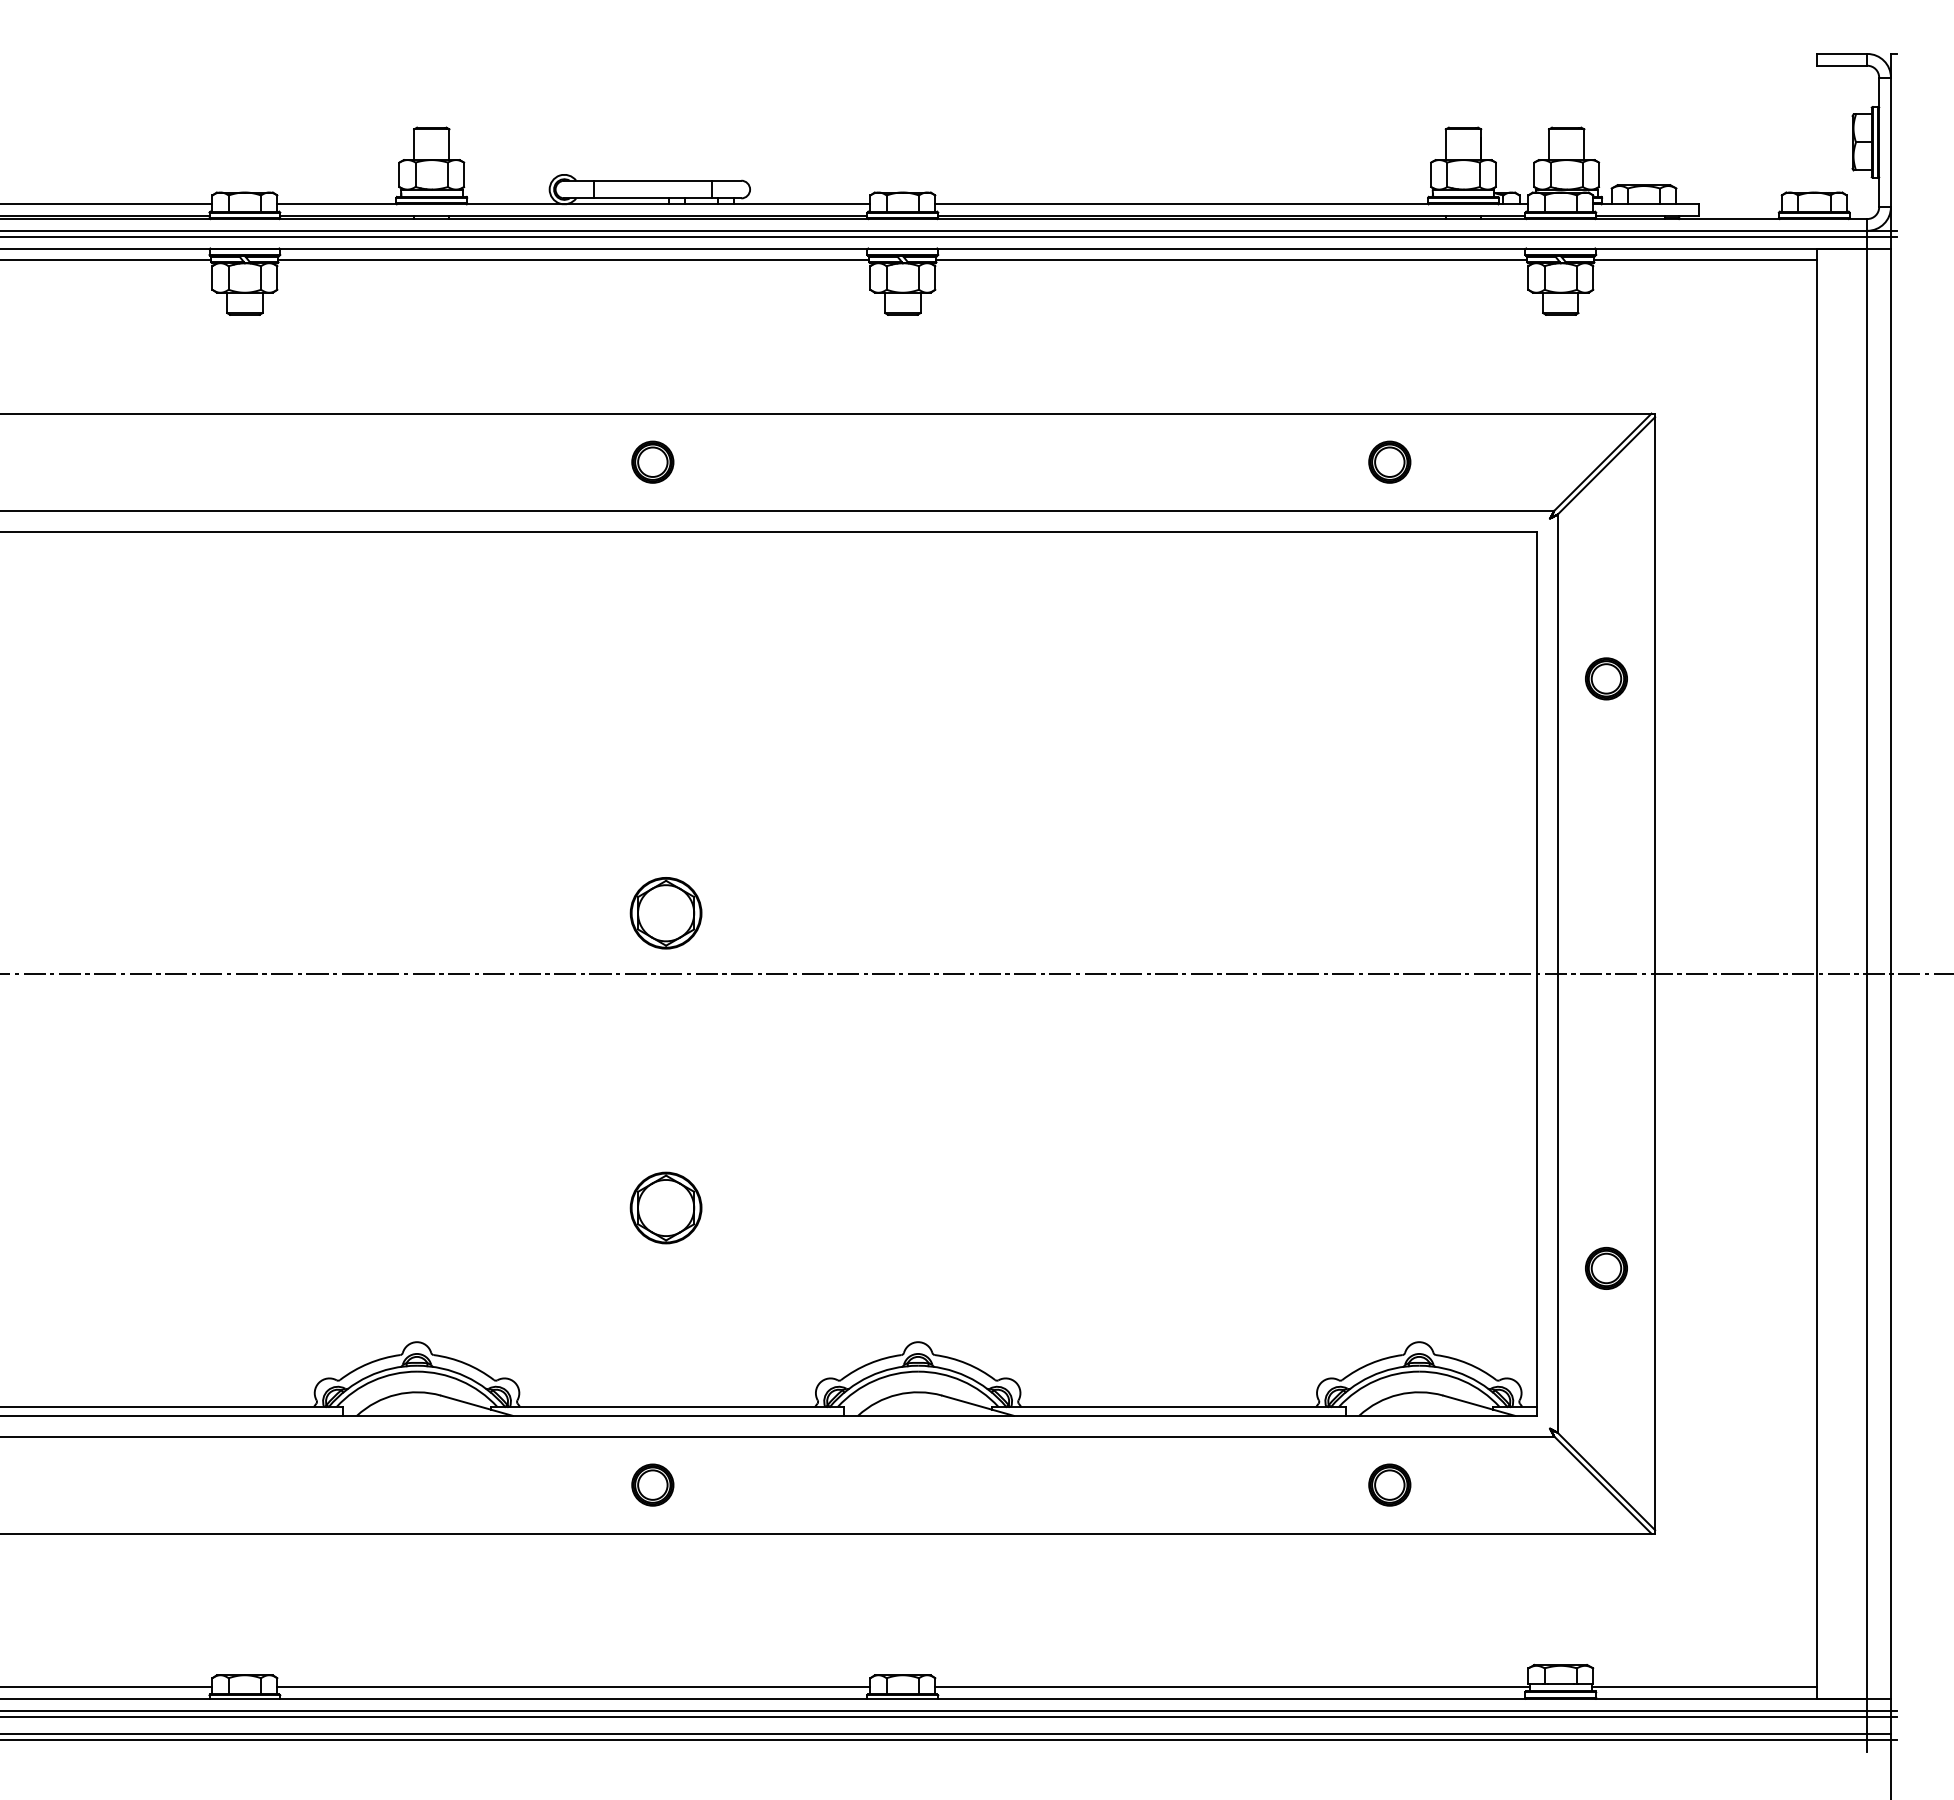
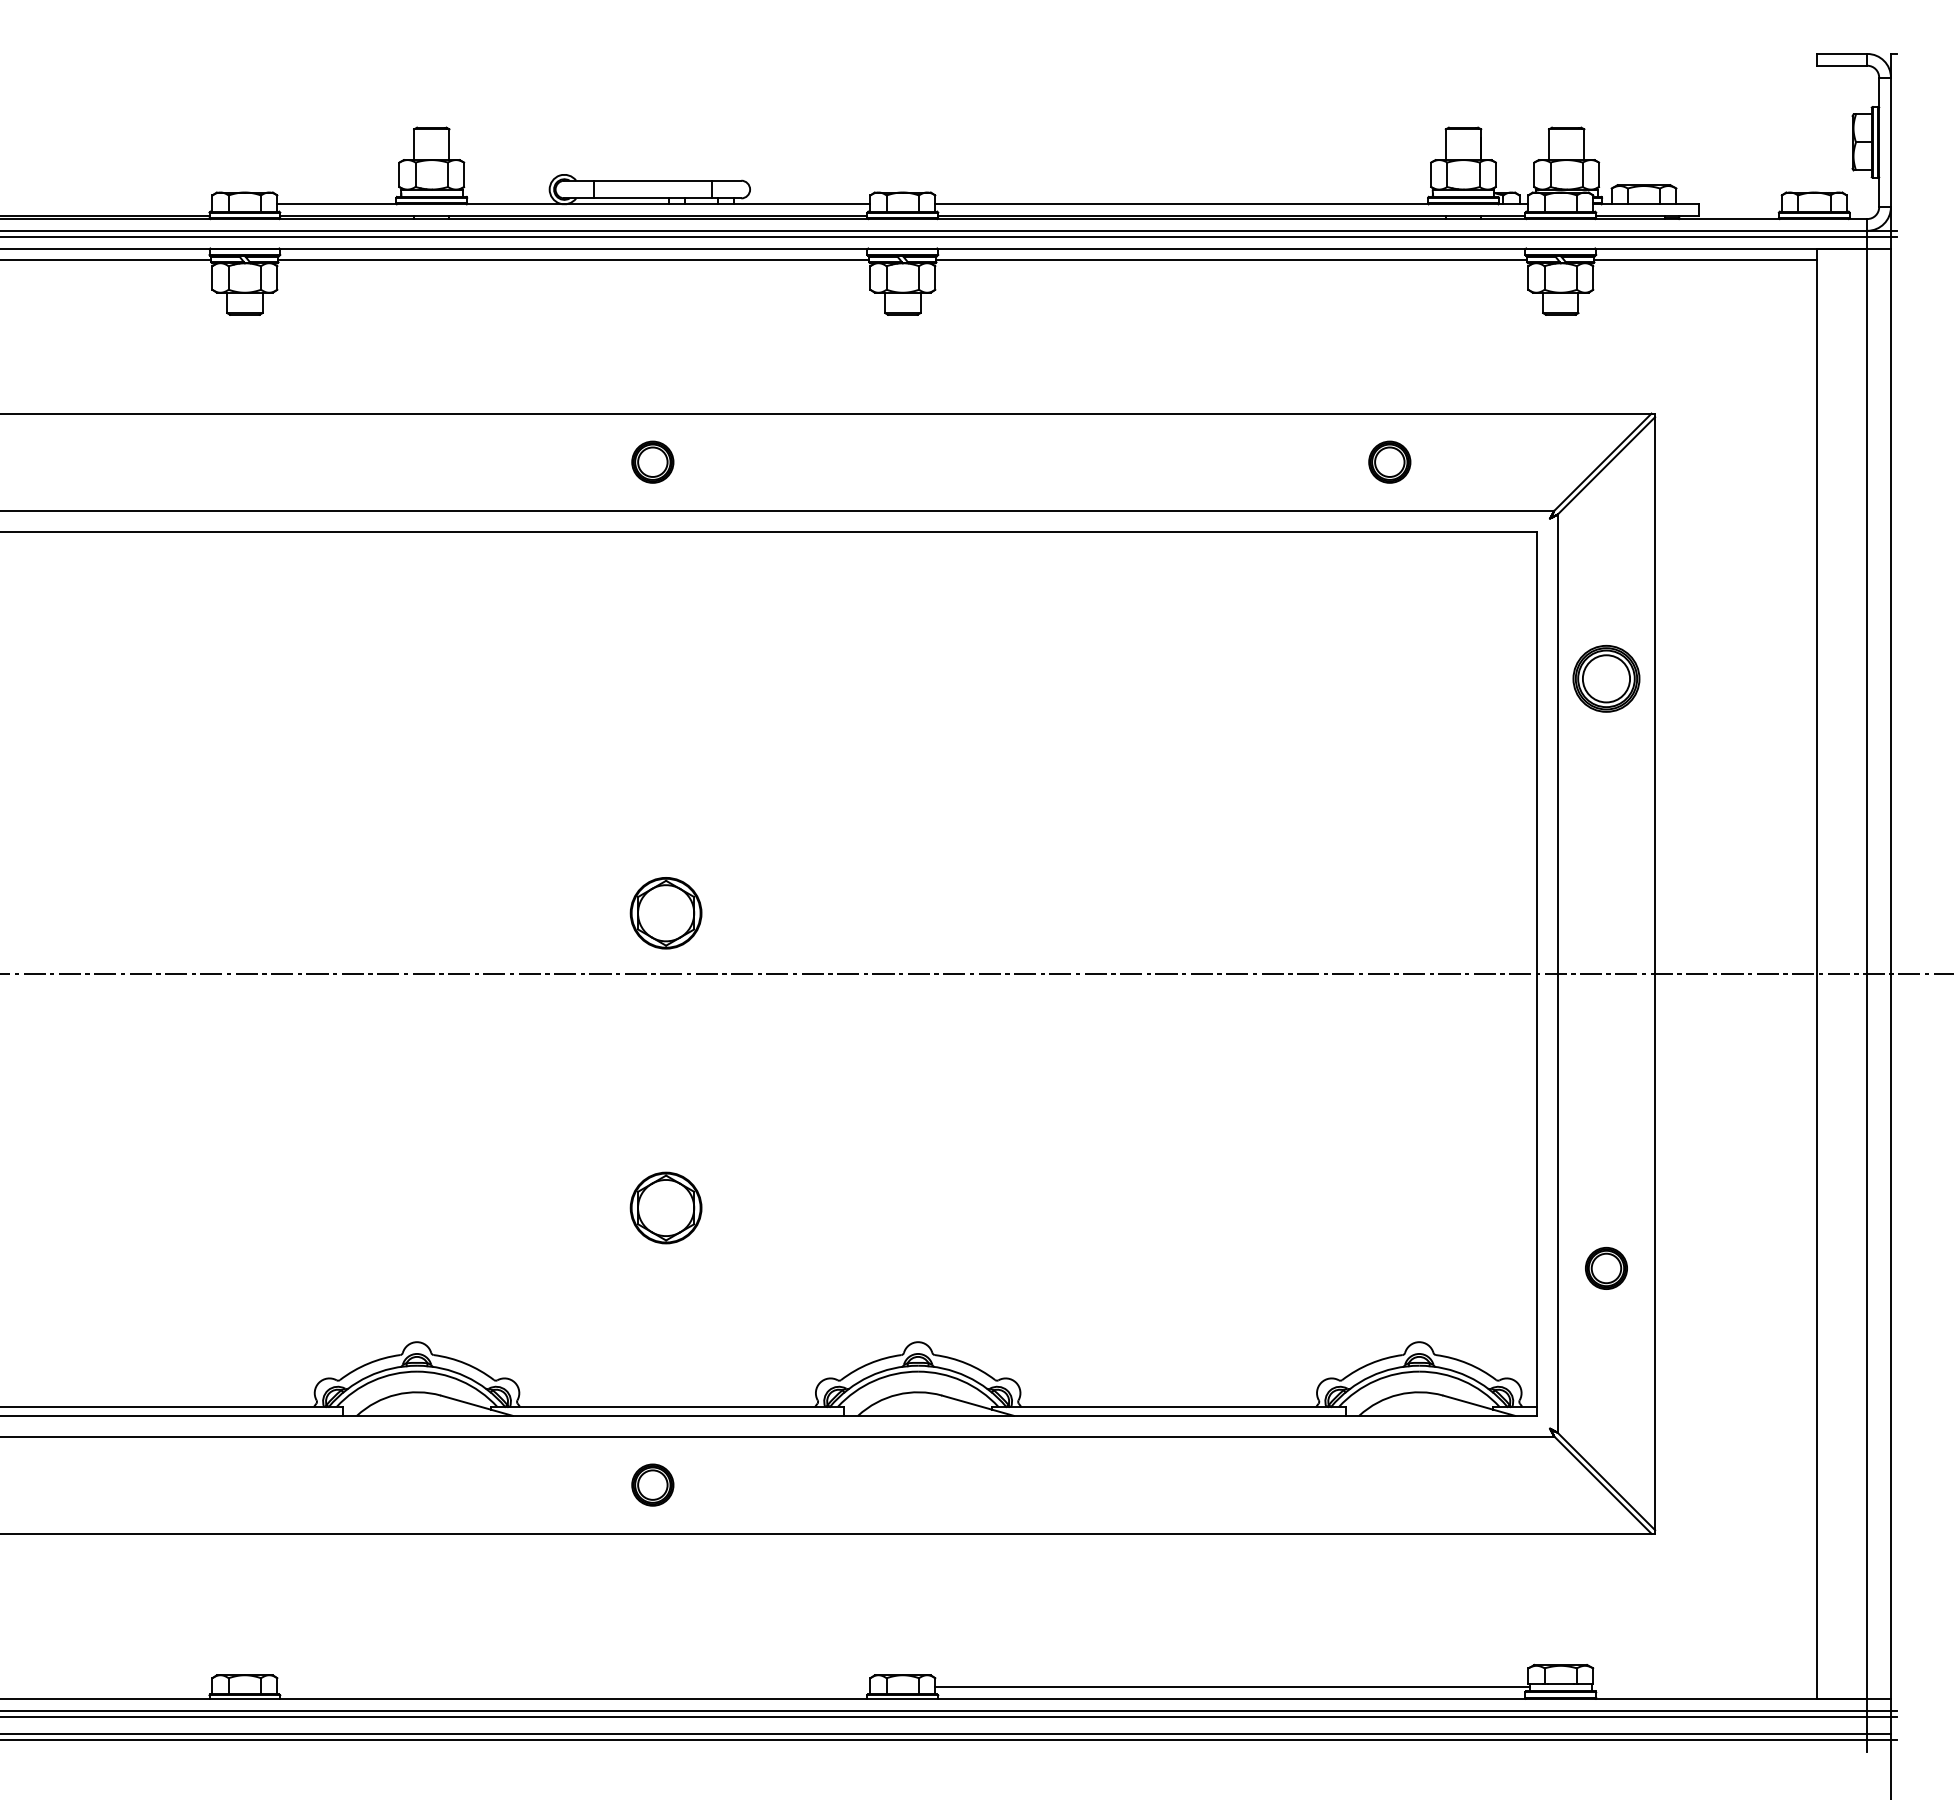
line: present -> none (107, 204)
part size: 43x44 px -> 69x68 px (1606, 678)
part: present -> none (1389, 1484)
line: present -> none (107, 1687)
line: present -> none (573, 1687)
line: present -> none (1704, 1687)
